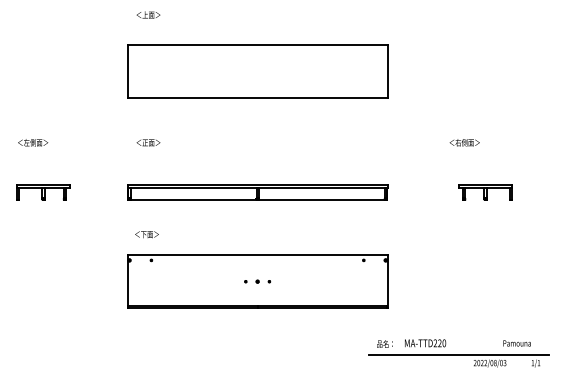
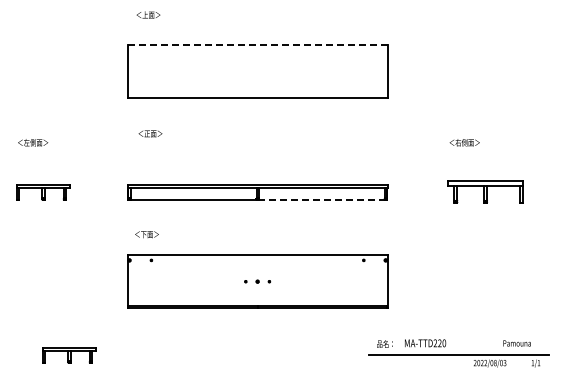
line: solid -> dashed (257, 44)
text position: (148, 142) -> (150, 133) (150, 133)
part size: 55x17 px -> 77x24 px (485, 191)
line: solid -> dashed (322, 199)
part: none -> present (69, 355)
